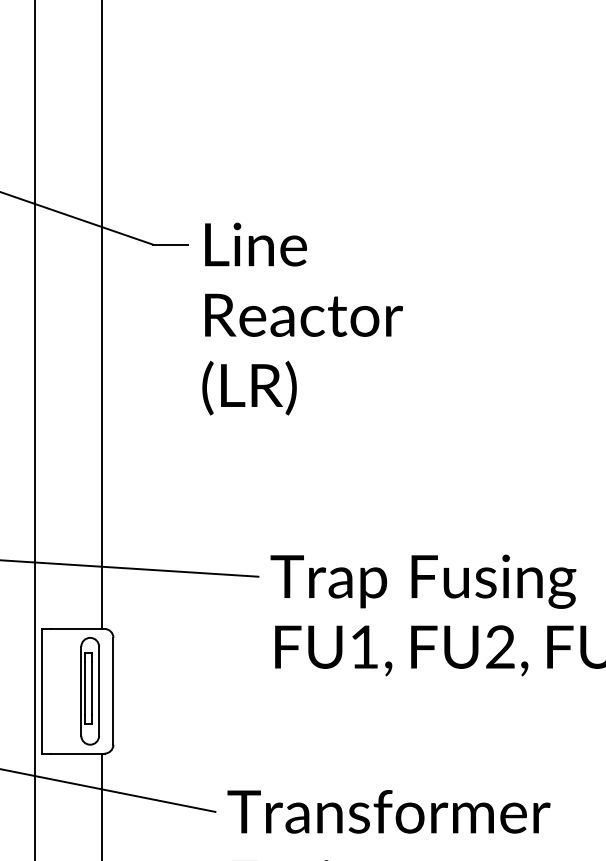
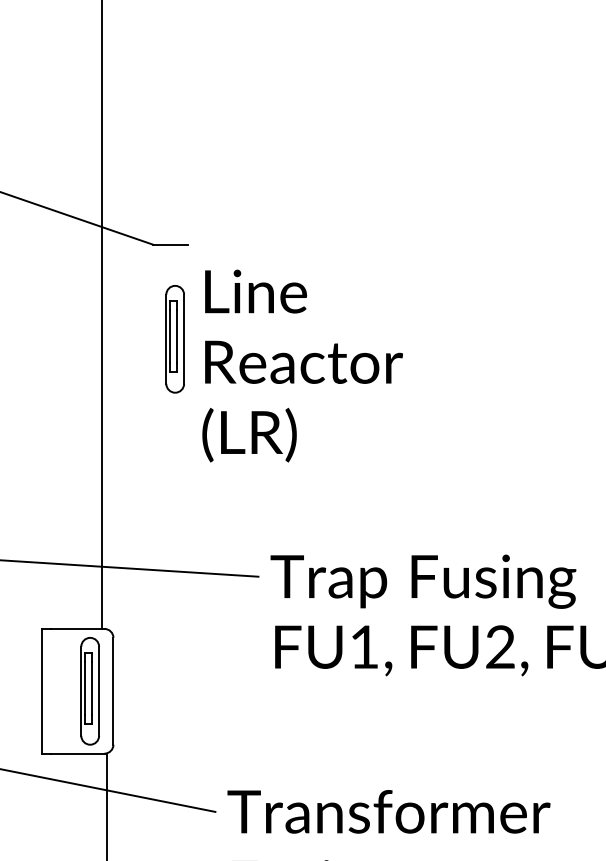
text position: (302, 318) -> (302, 365) (302, 365)
part: none -> present (174, 339)
line: present -> none (35, 429)
line position: (101, 805) -> (106, 805) (106, 805)
